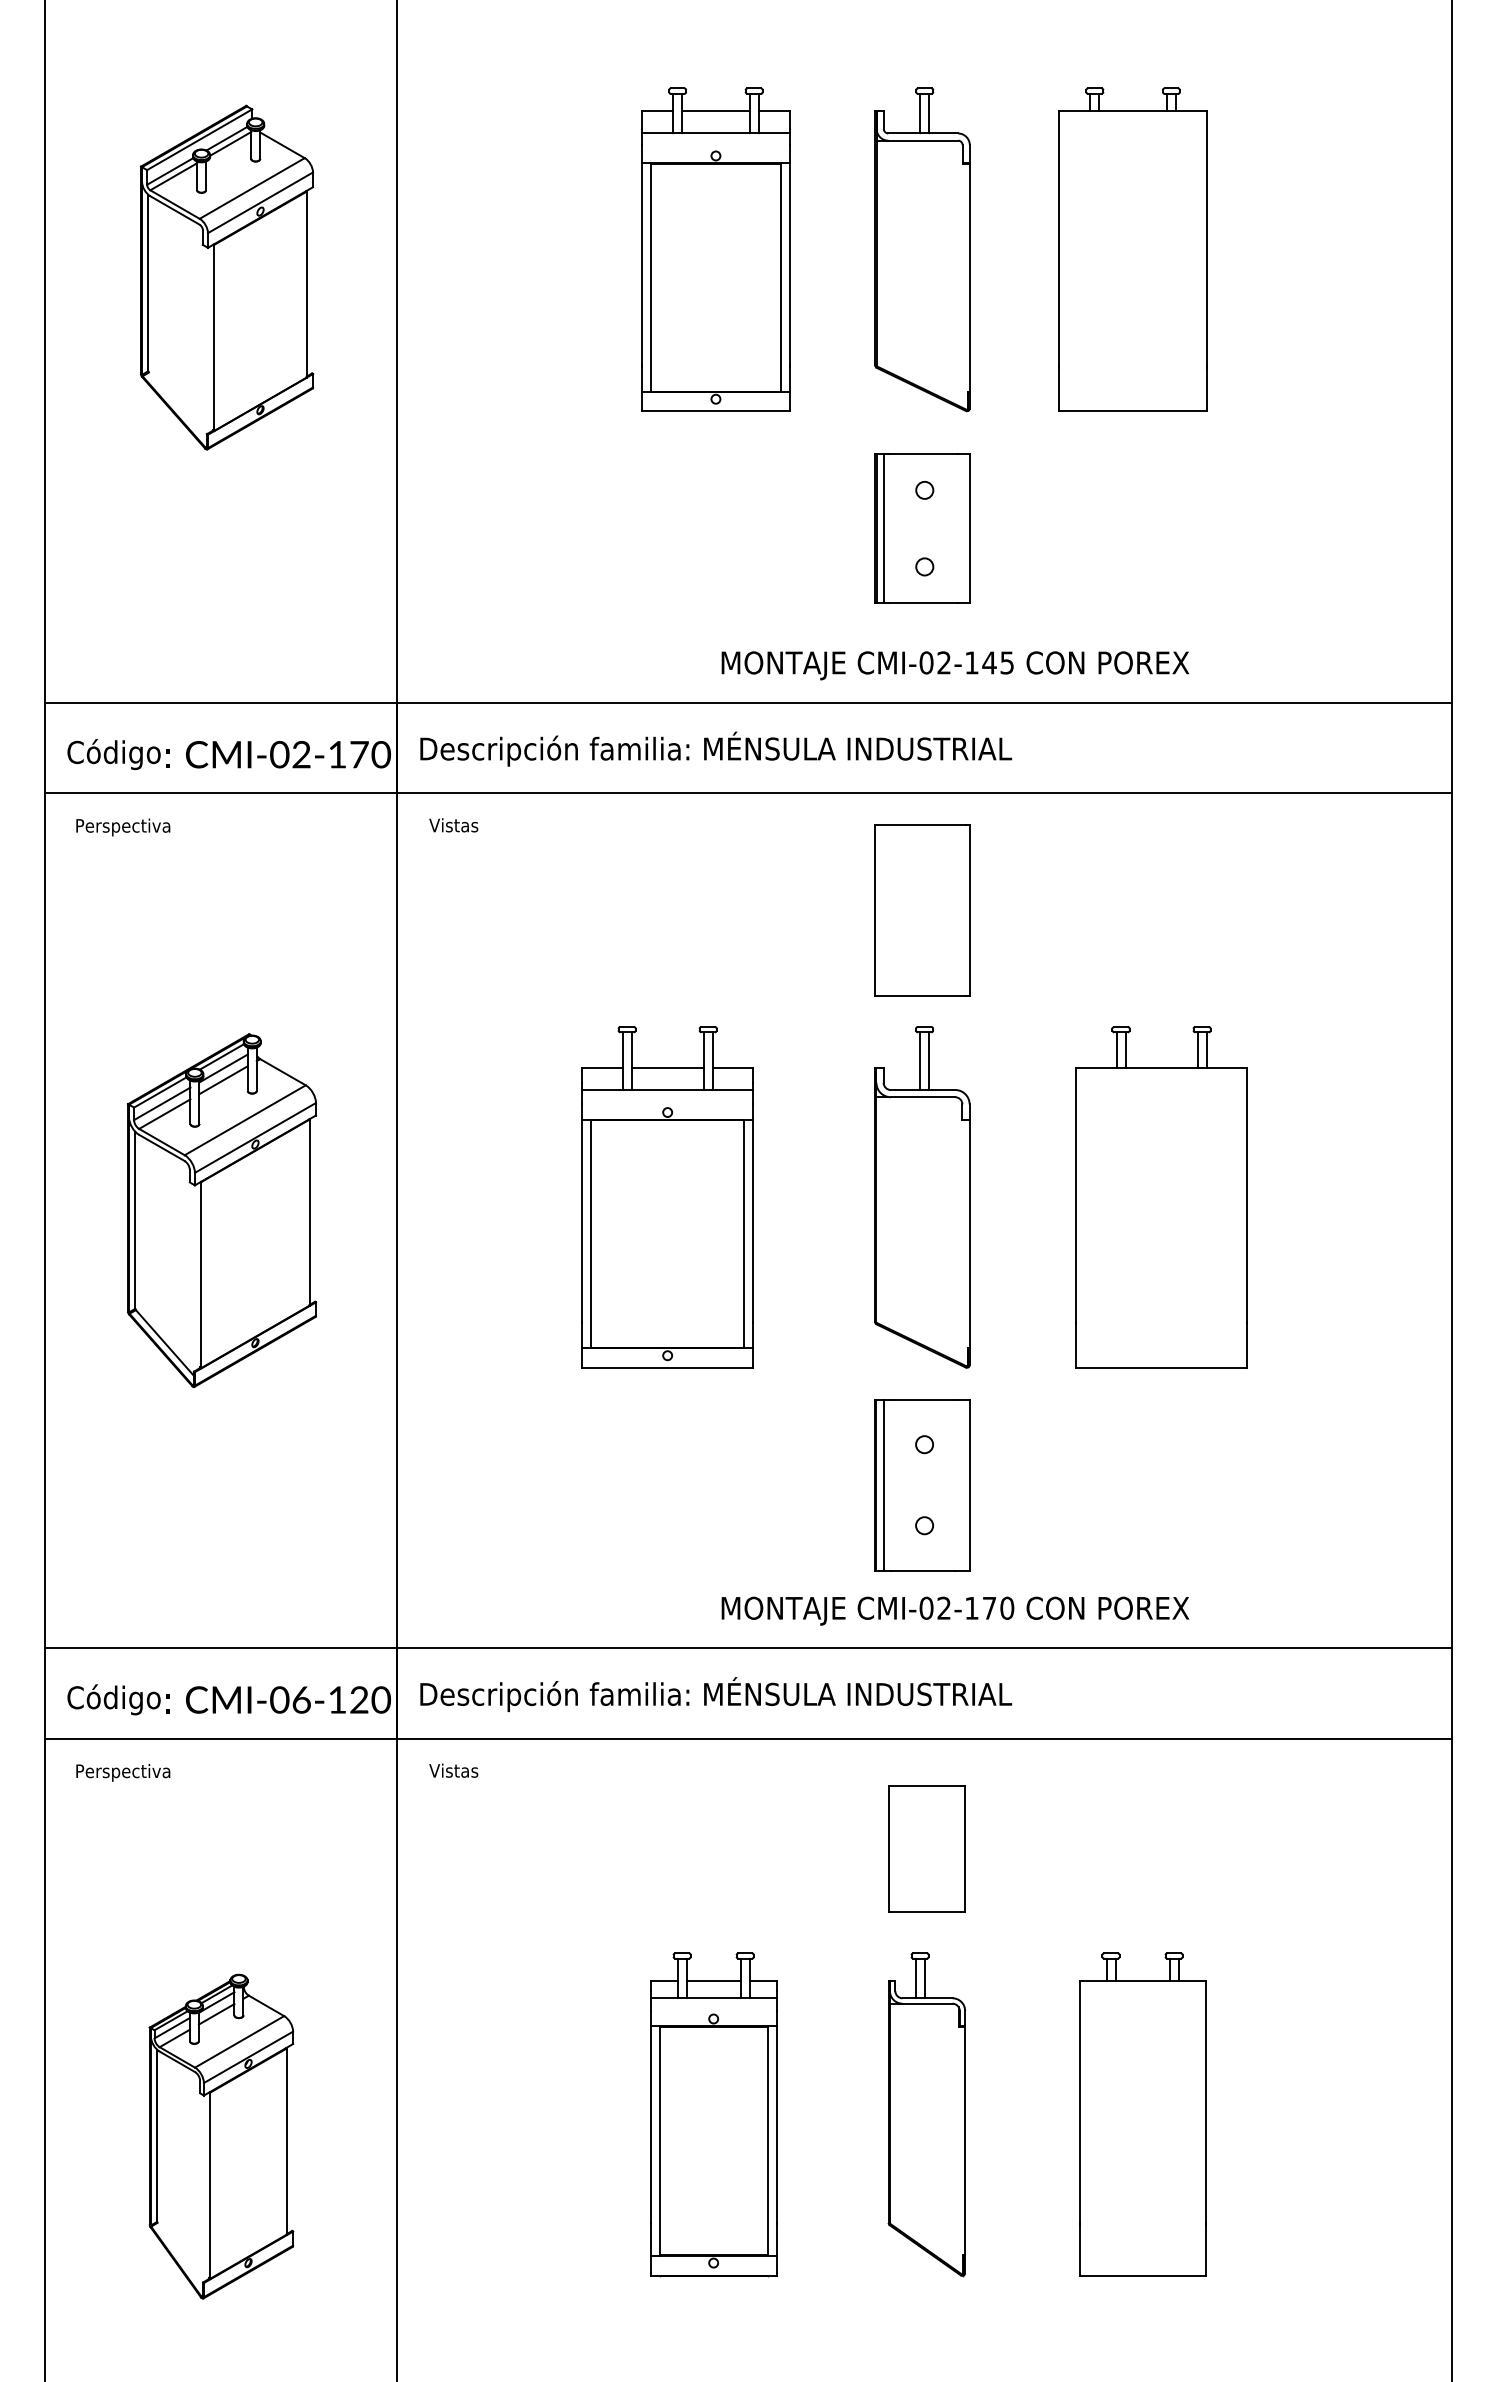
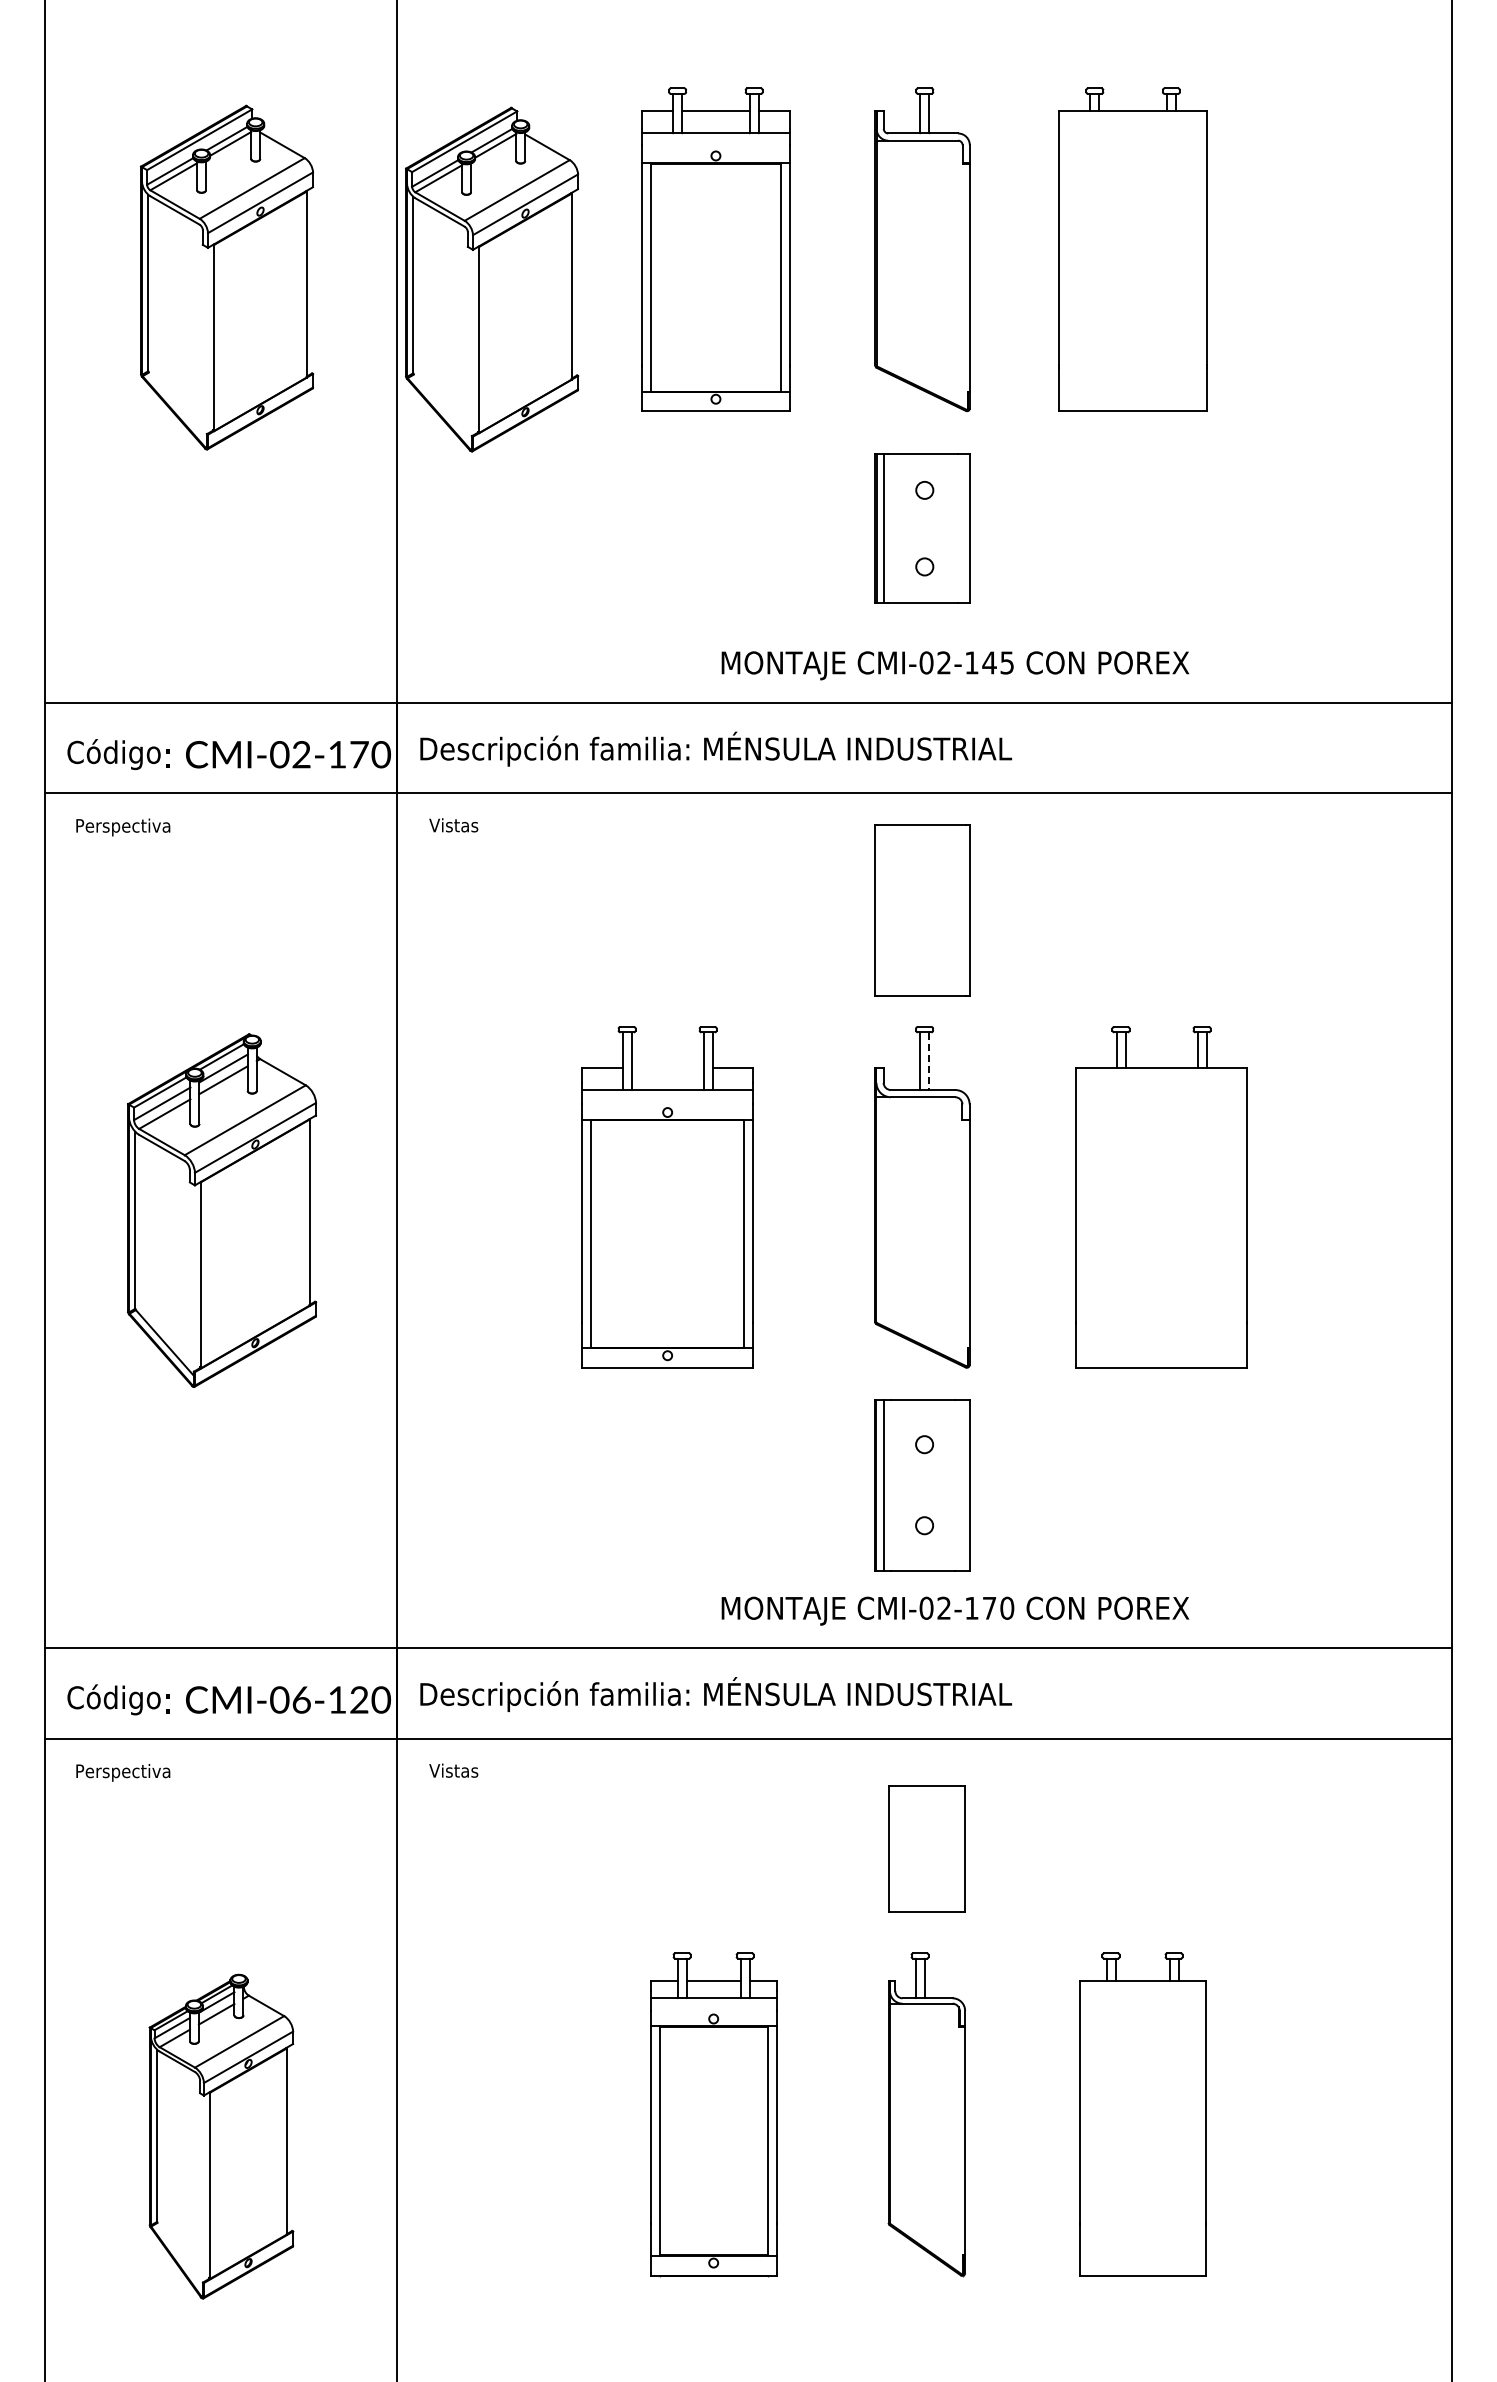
part: none -> present (492, 279)
line: solid -> dashed (929, 1061)
line: present -> none (667, 1067)
